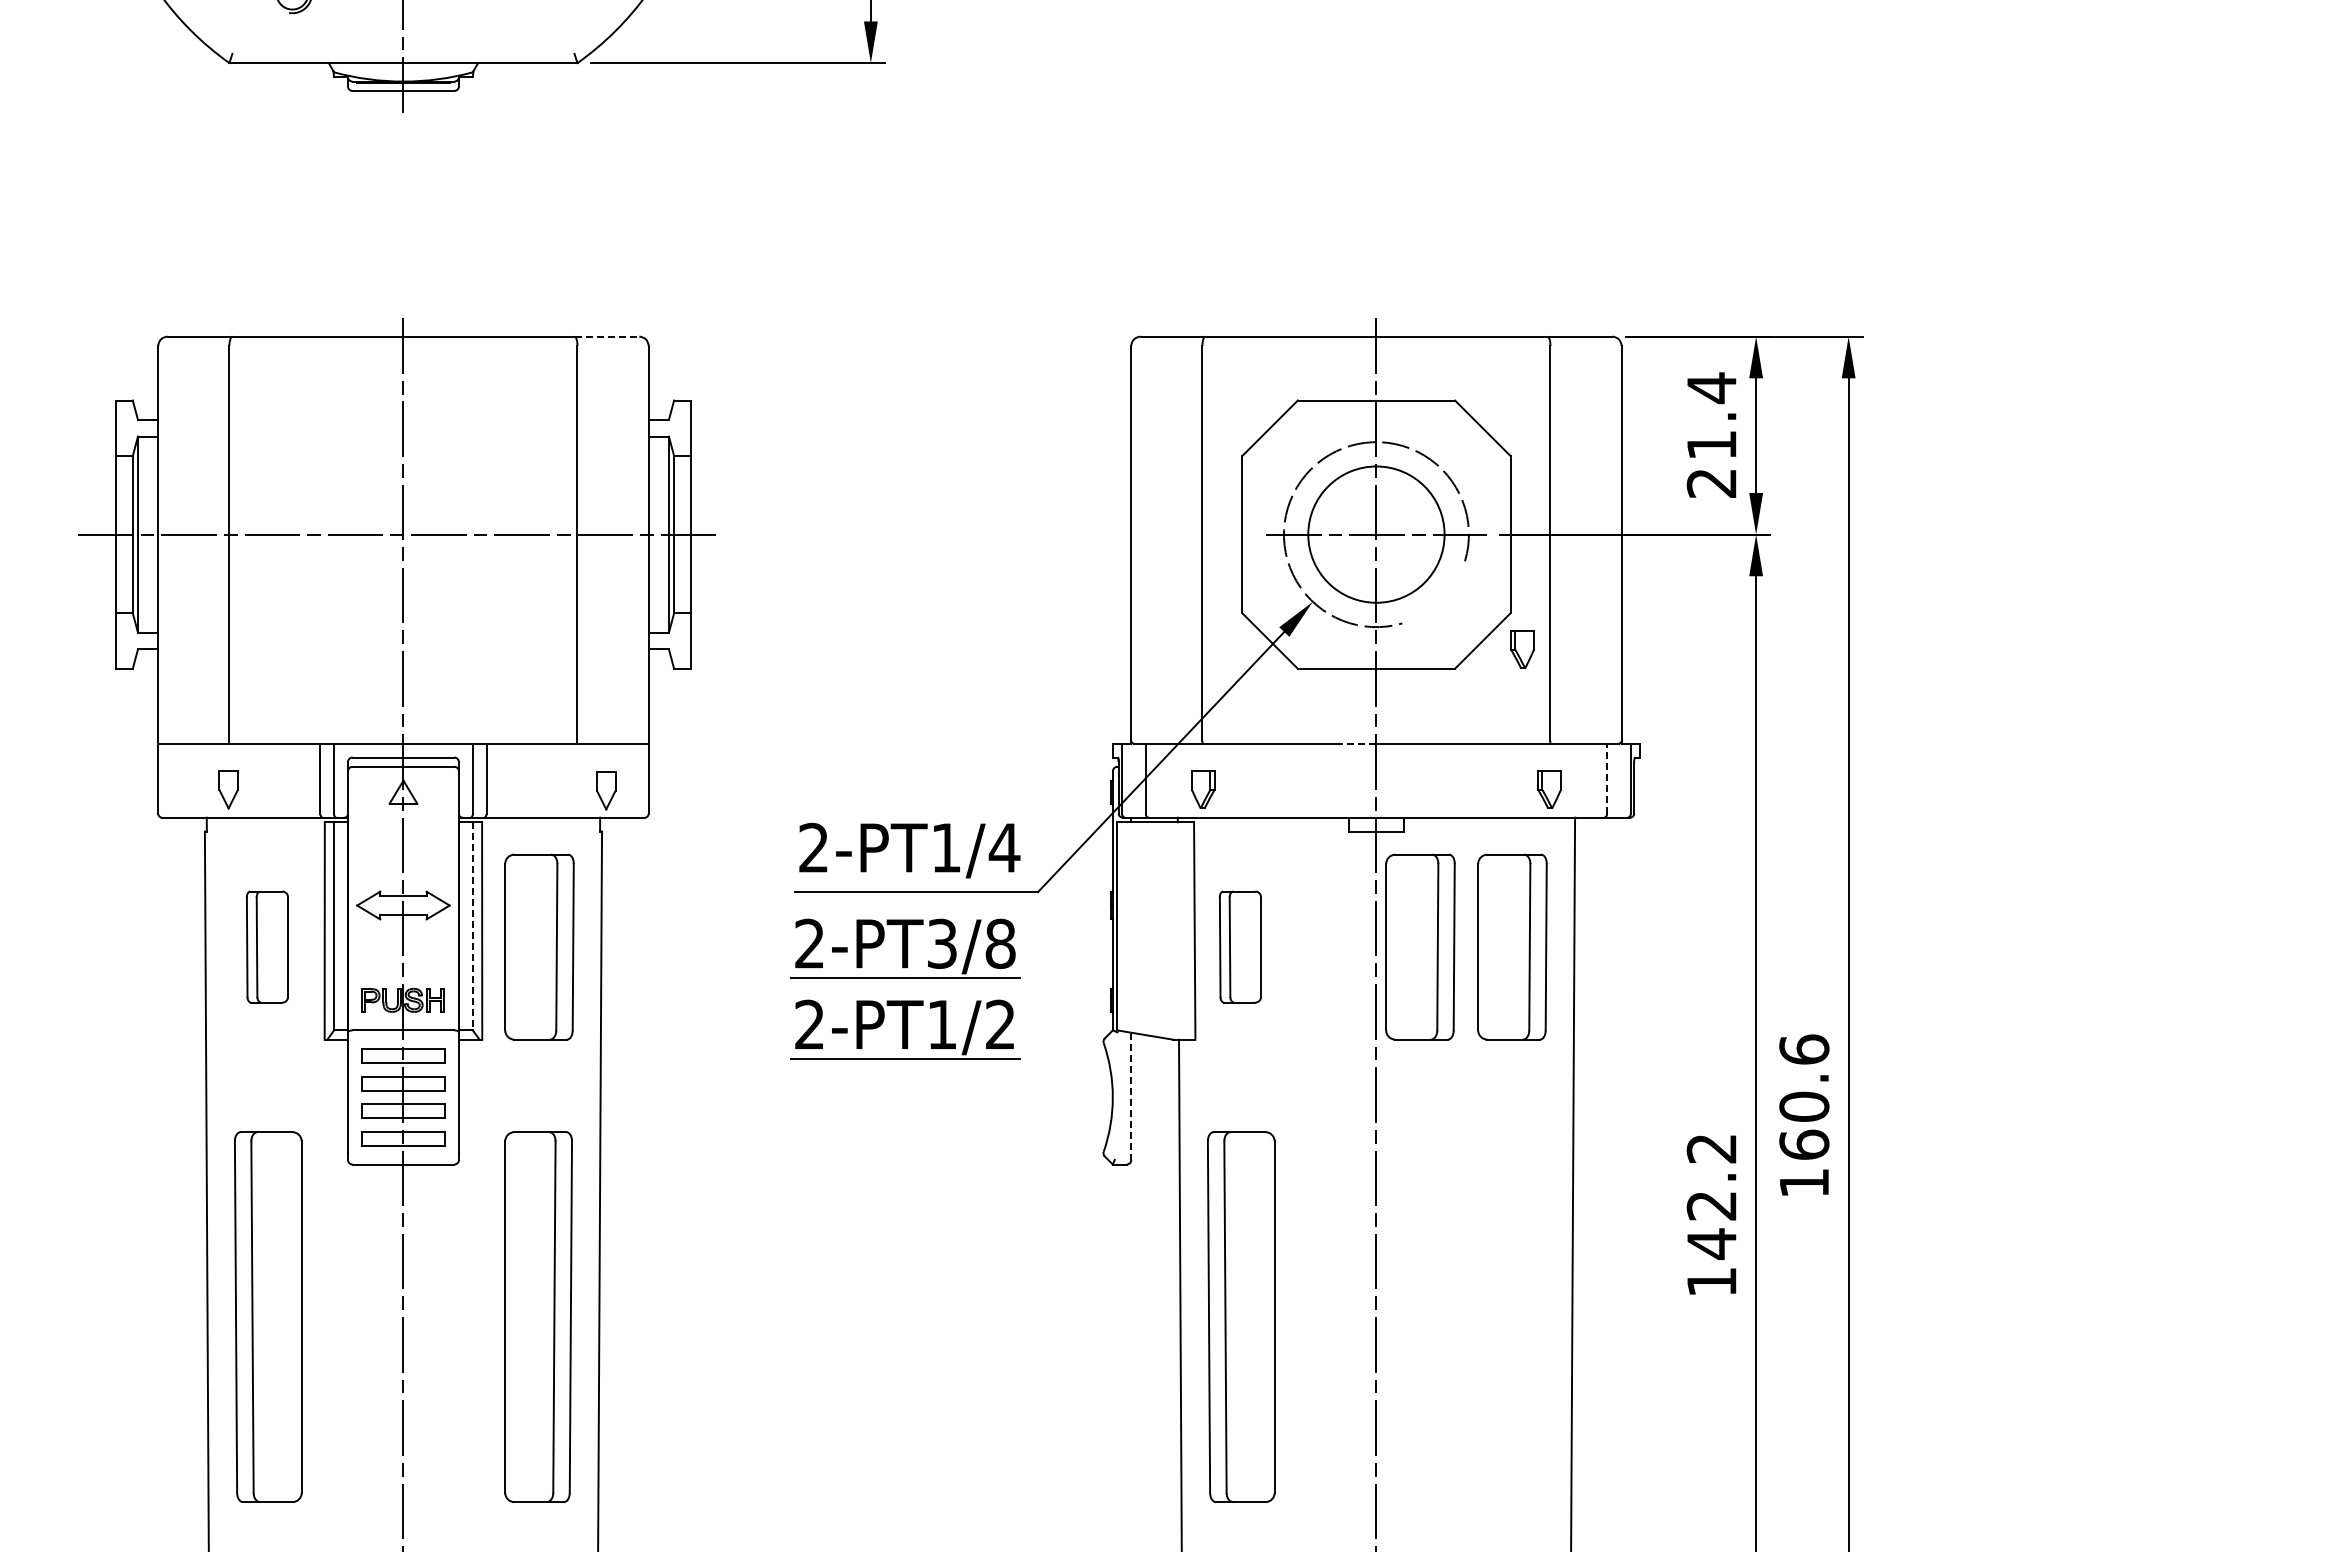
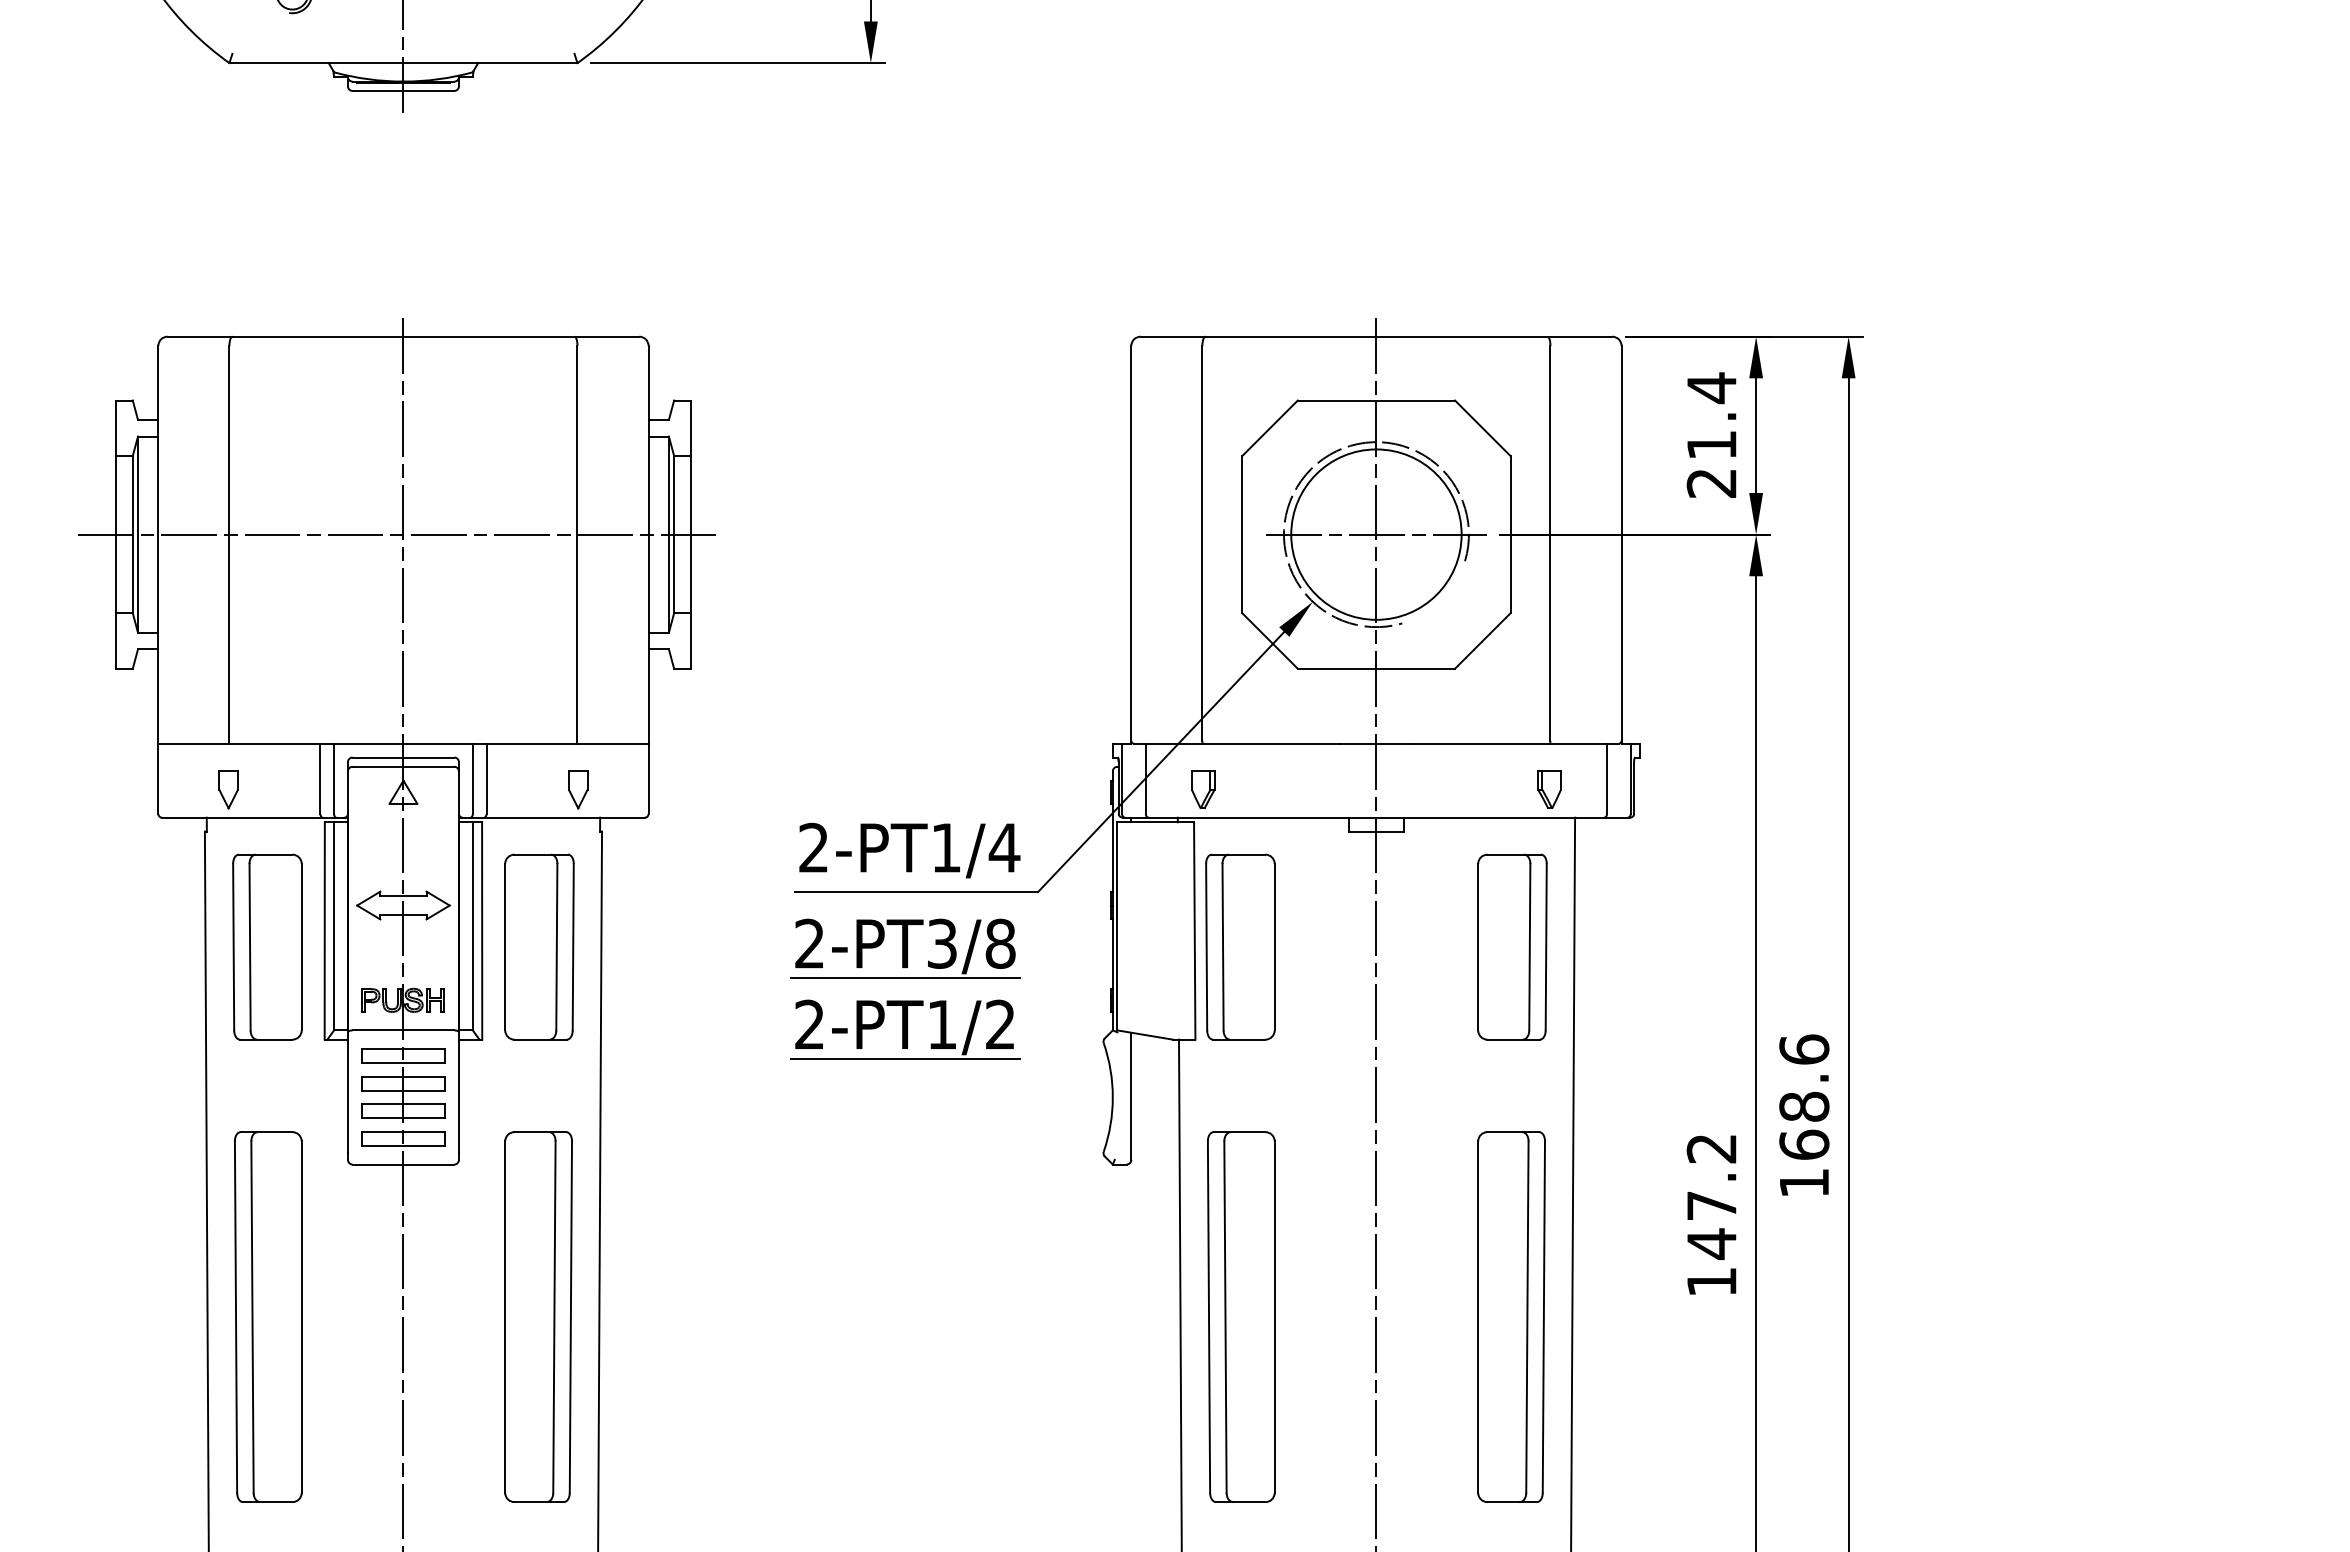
line: dashed -> solid (607, 336)
circle diameter: 136 px -> 170 px (1376, 534)
part: present -> none (1522, 649)
line: dashed -> solid (1357, 743)
line: dashed -> solid (1607, 778)
part position: (606, 790) -> (578, 789) (578, 789)
line: dashed -> solid (472, 926)
part size: 43x114 px -> 71x188 px (267, 946)
part size: 43x114 px -> 71x188 px (1240, 946)
part: present -> none (1420, 946)
line: dashed -> solid (1131, 1096)
text: 160.6 -> 168.6 (1804, 1106)
text: 142.2 -> 147.2 (1711, 1205)
part: none -> present (1511, 1316)
